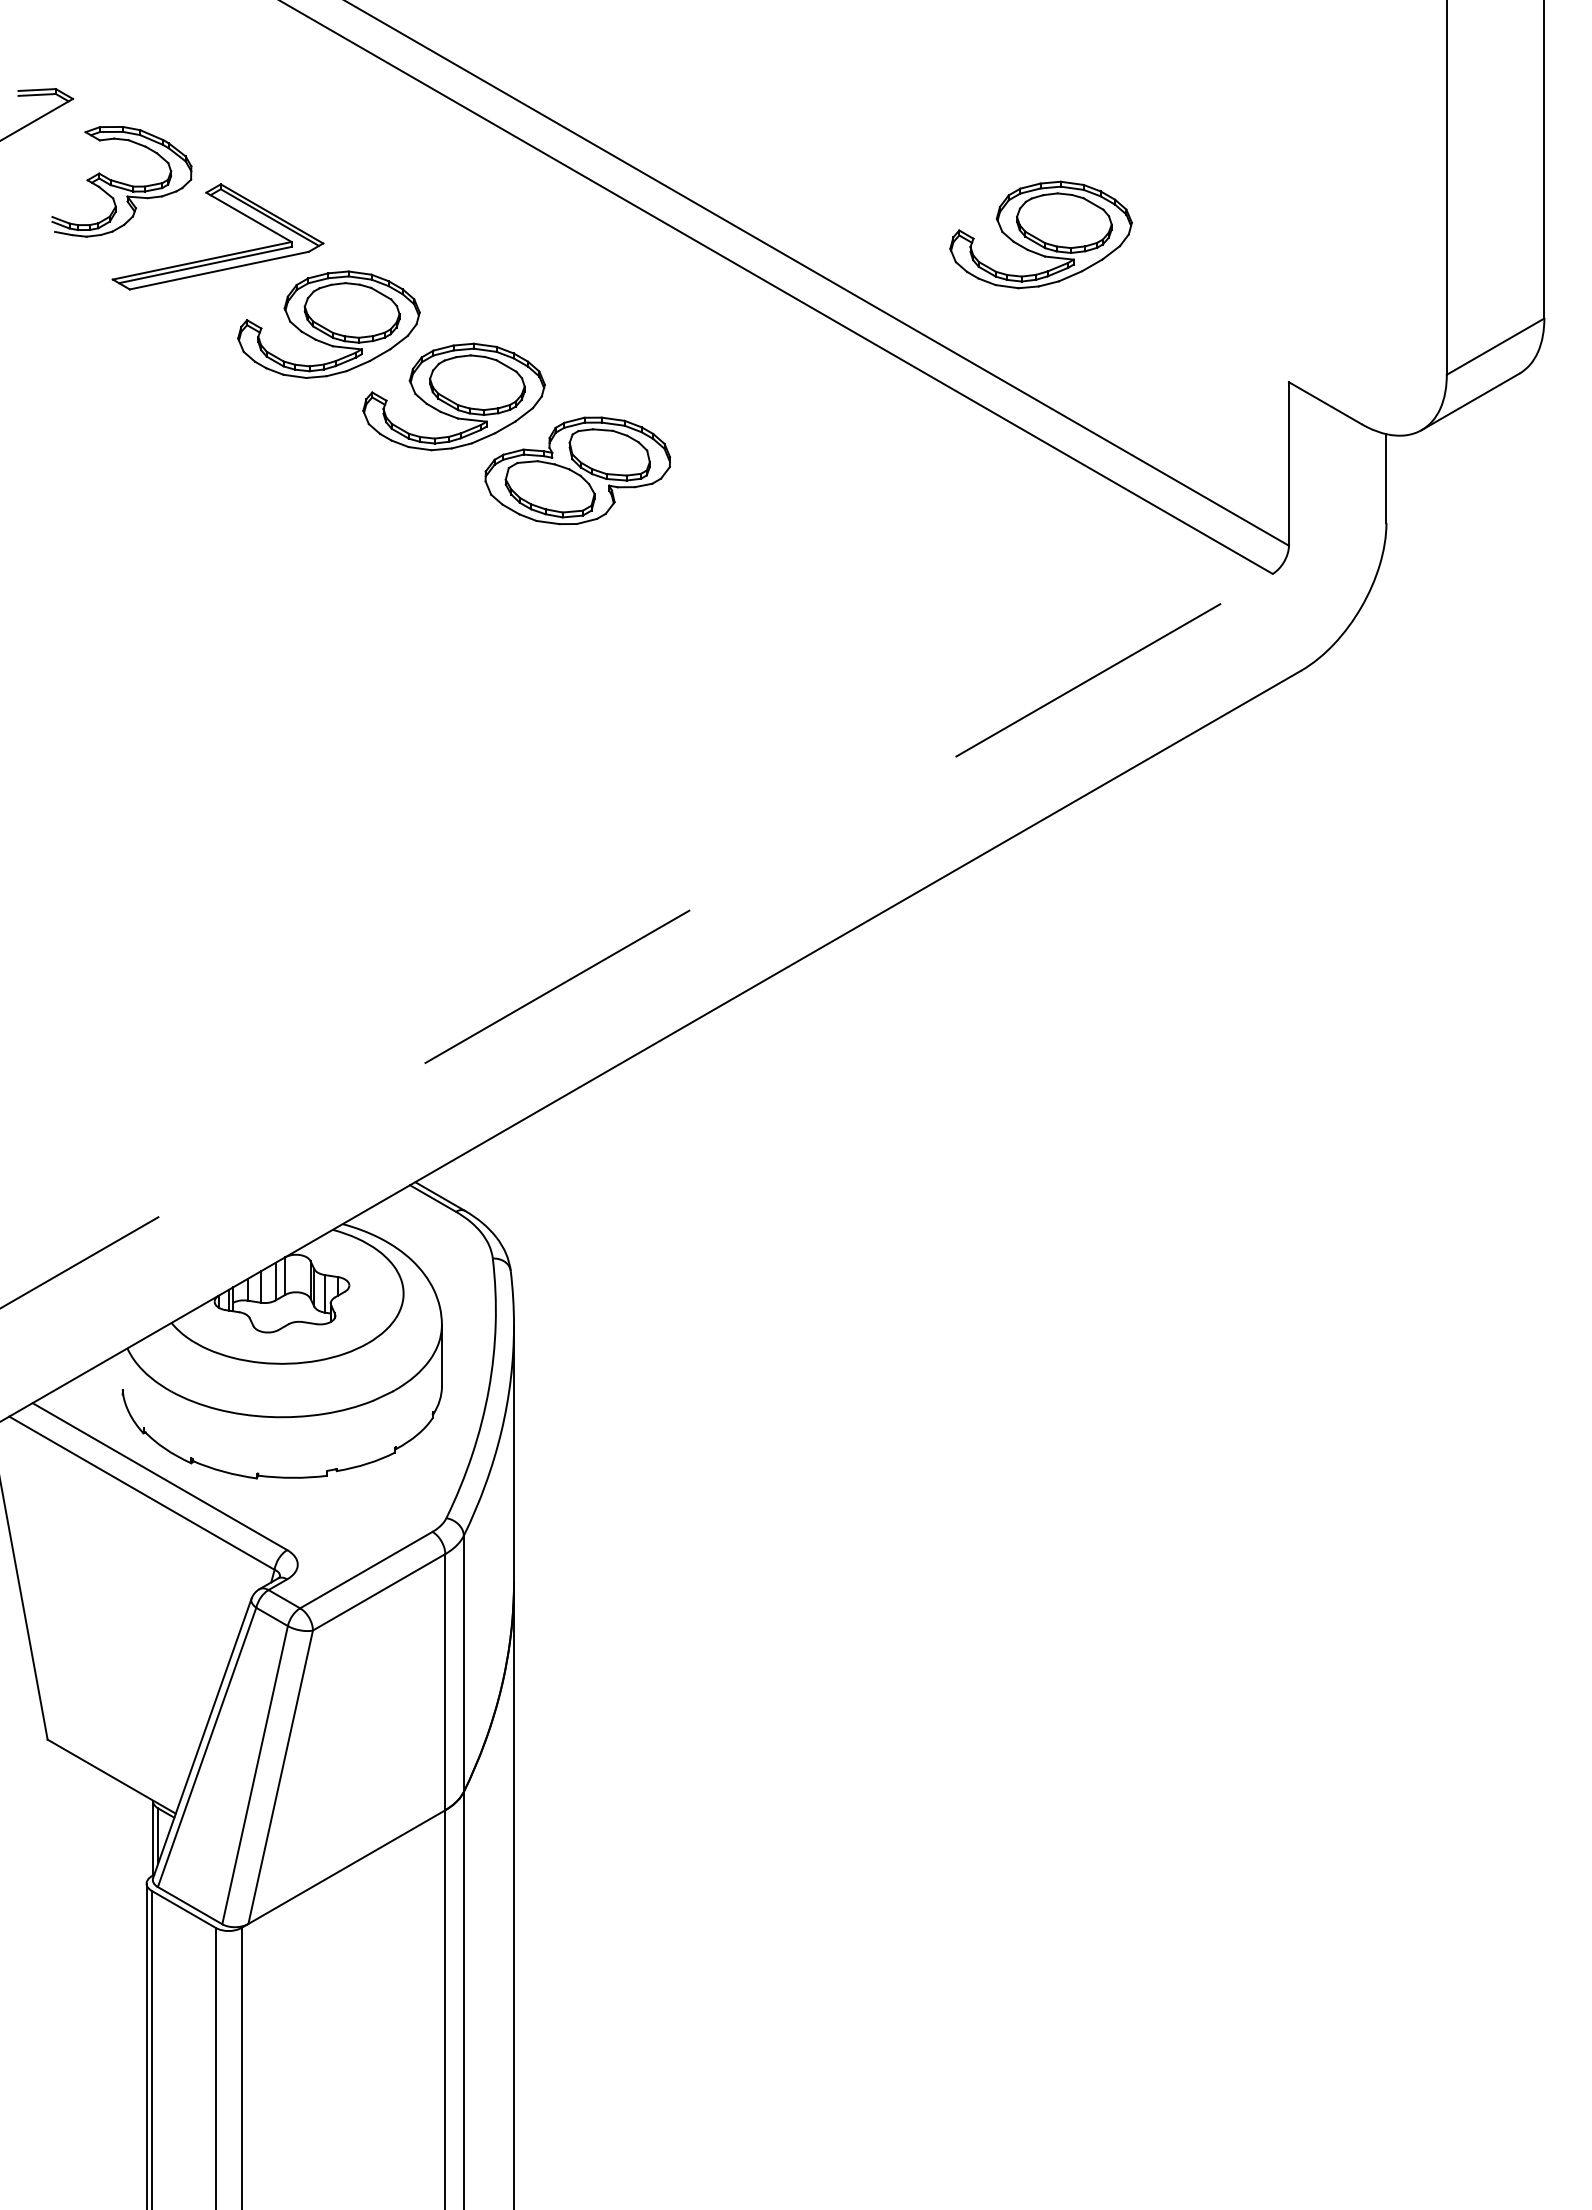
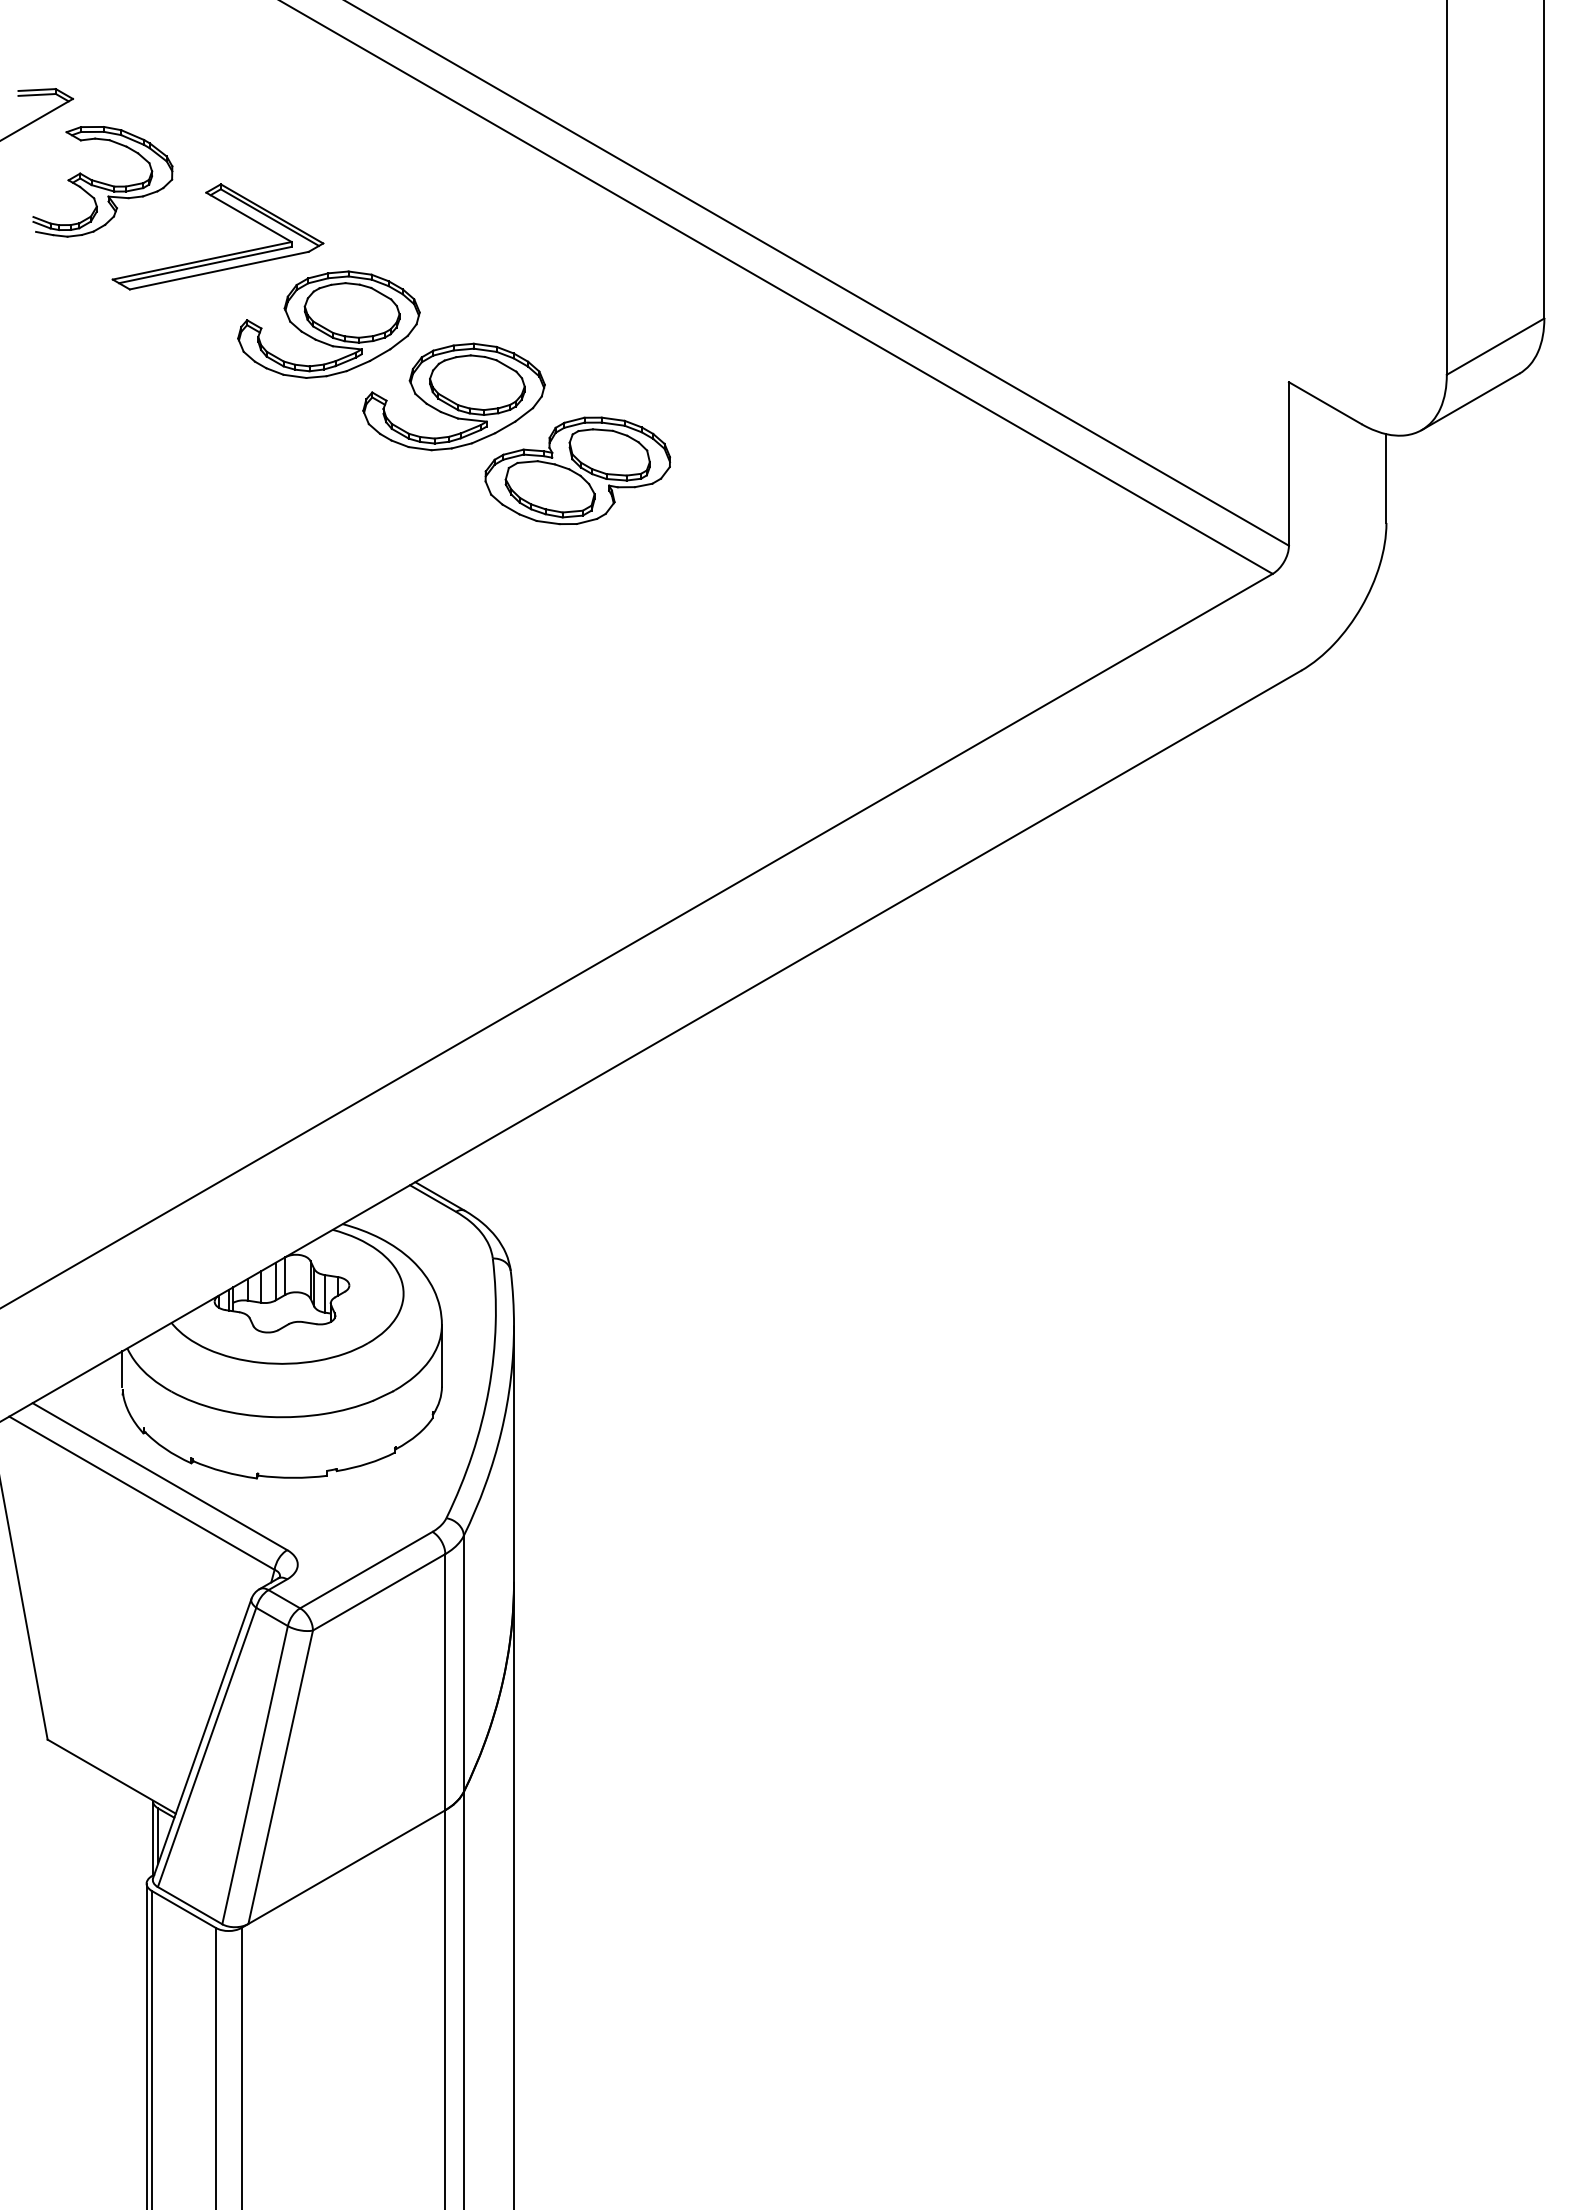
part position: (121, 181) -> (102, 181) (102, 181)
part: present -> none (1040, 234)
line: dashed -> solid (636, 941)
line: none -> present (122, 1368)
